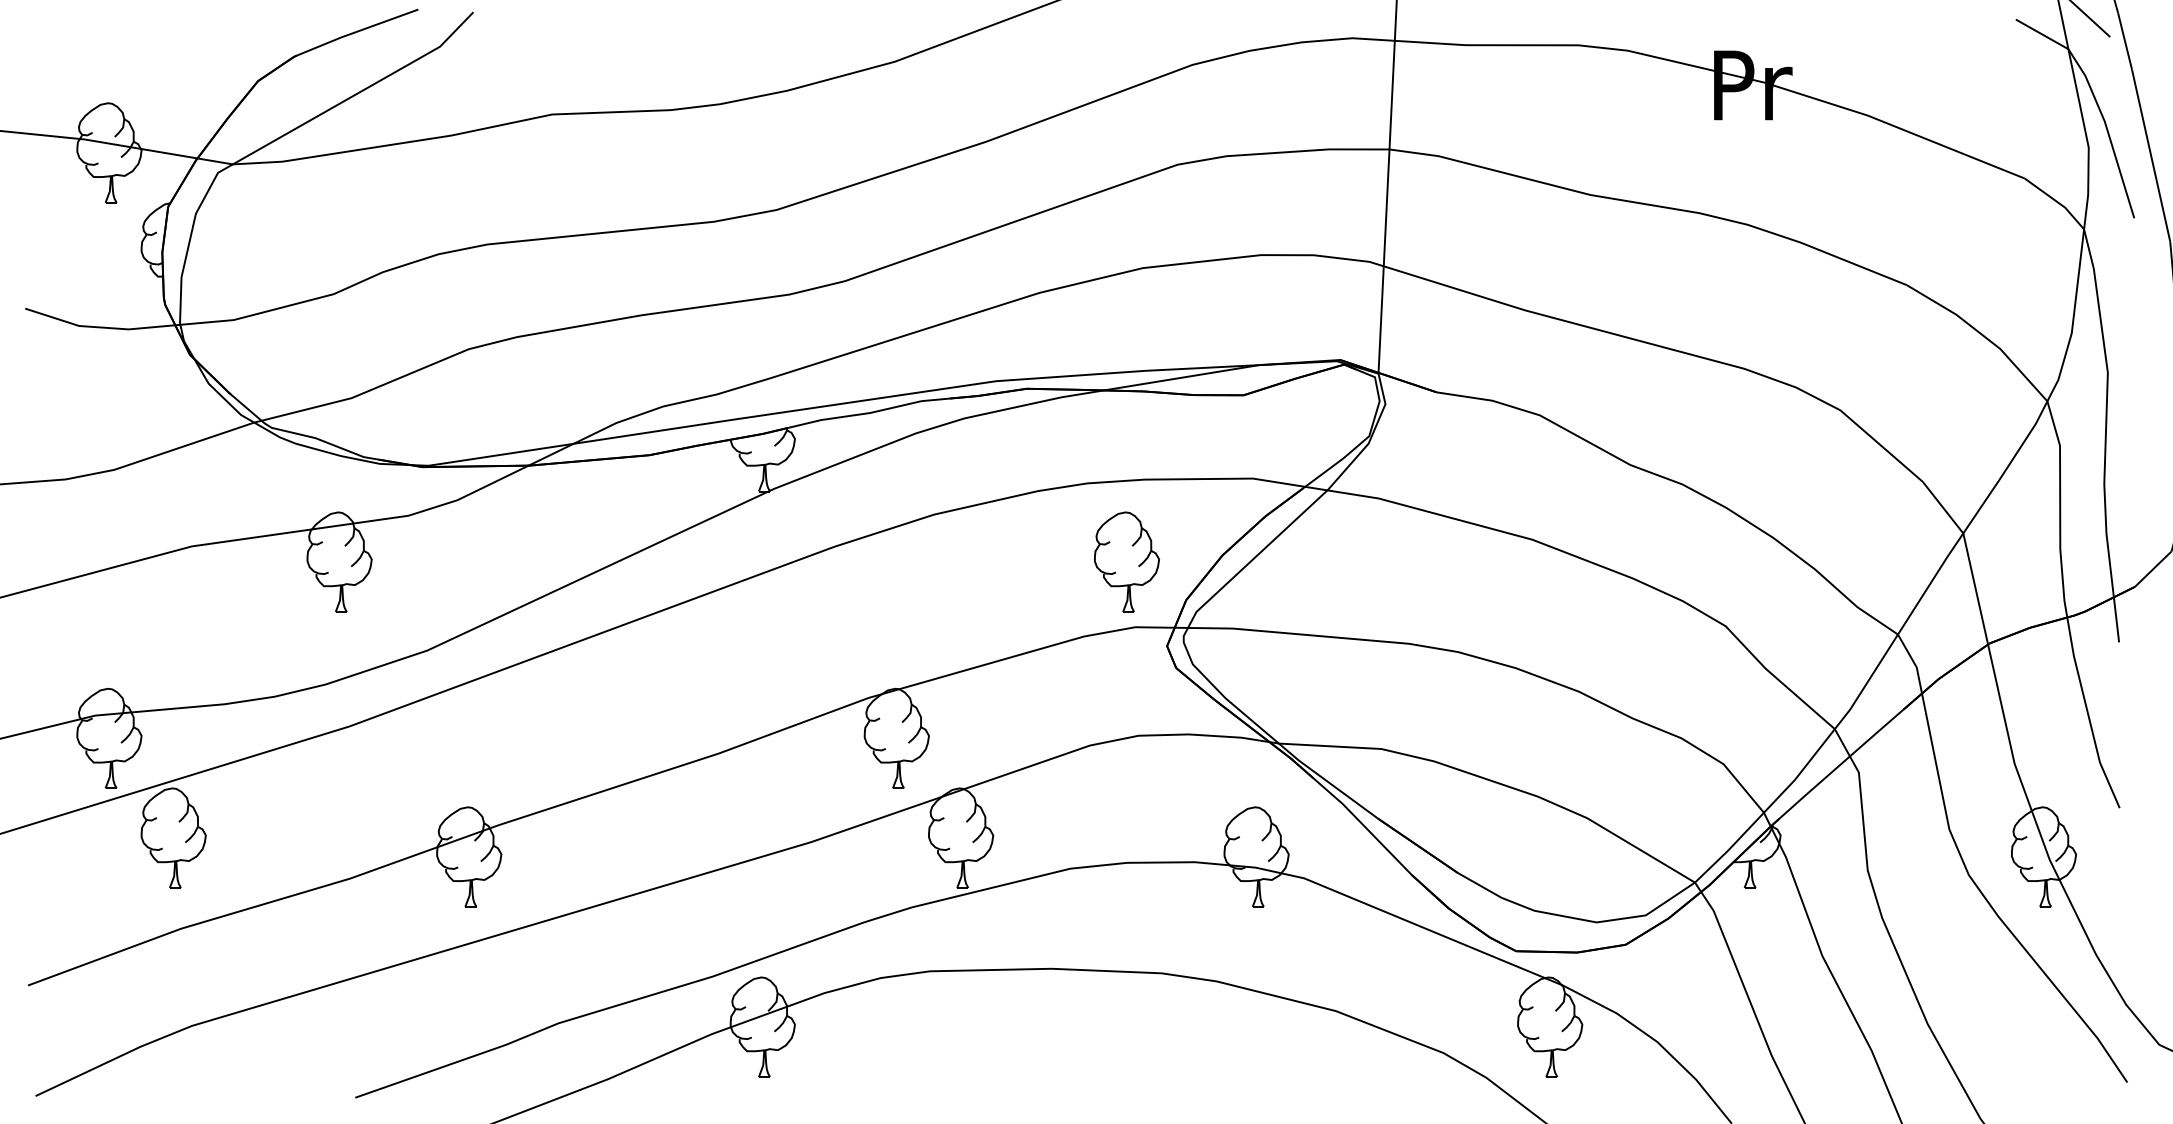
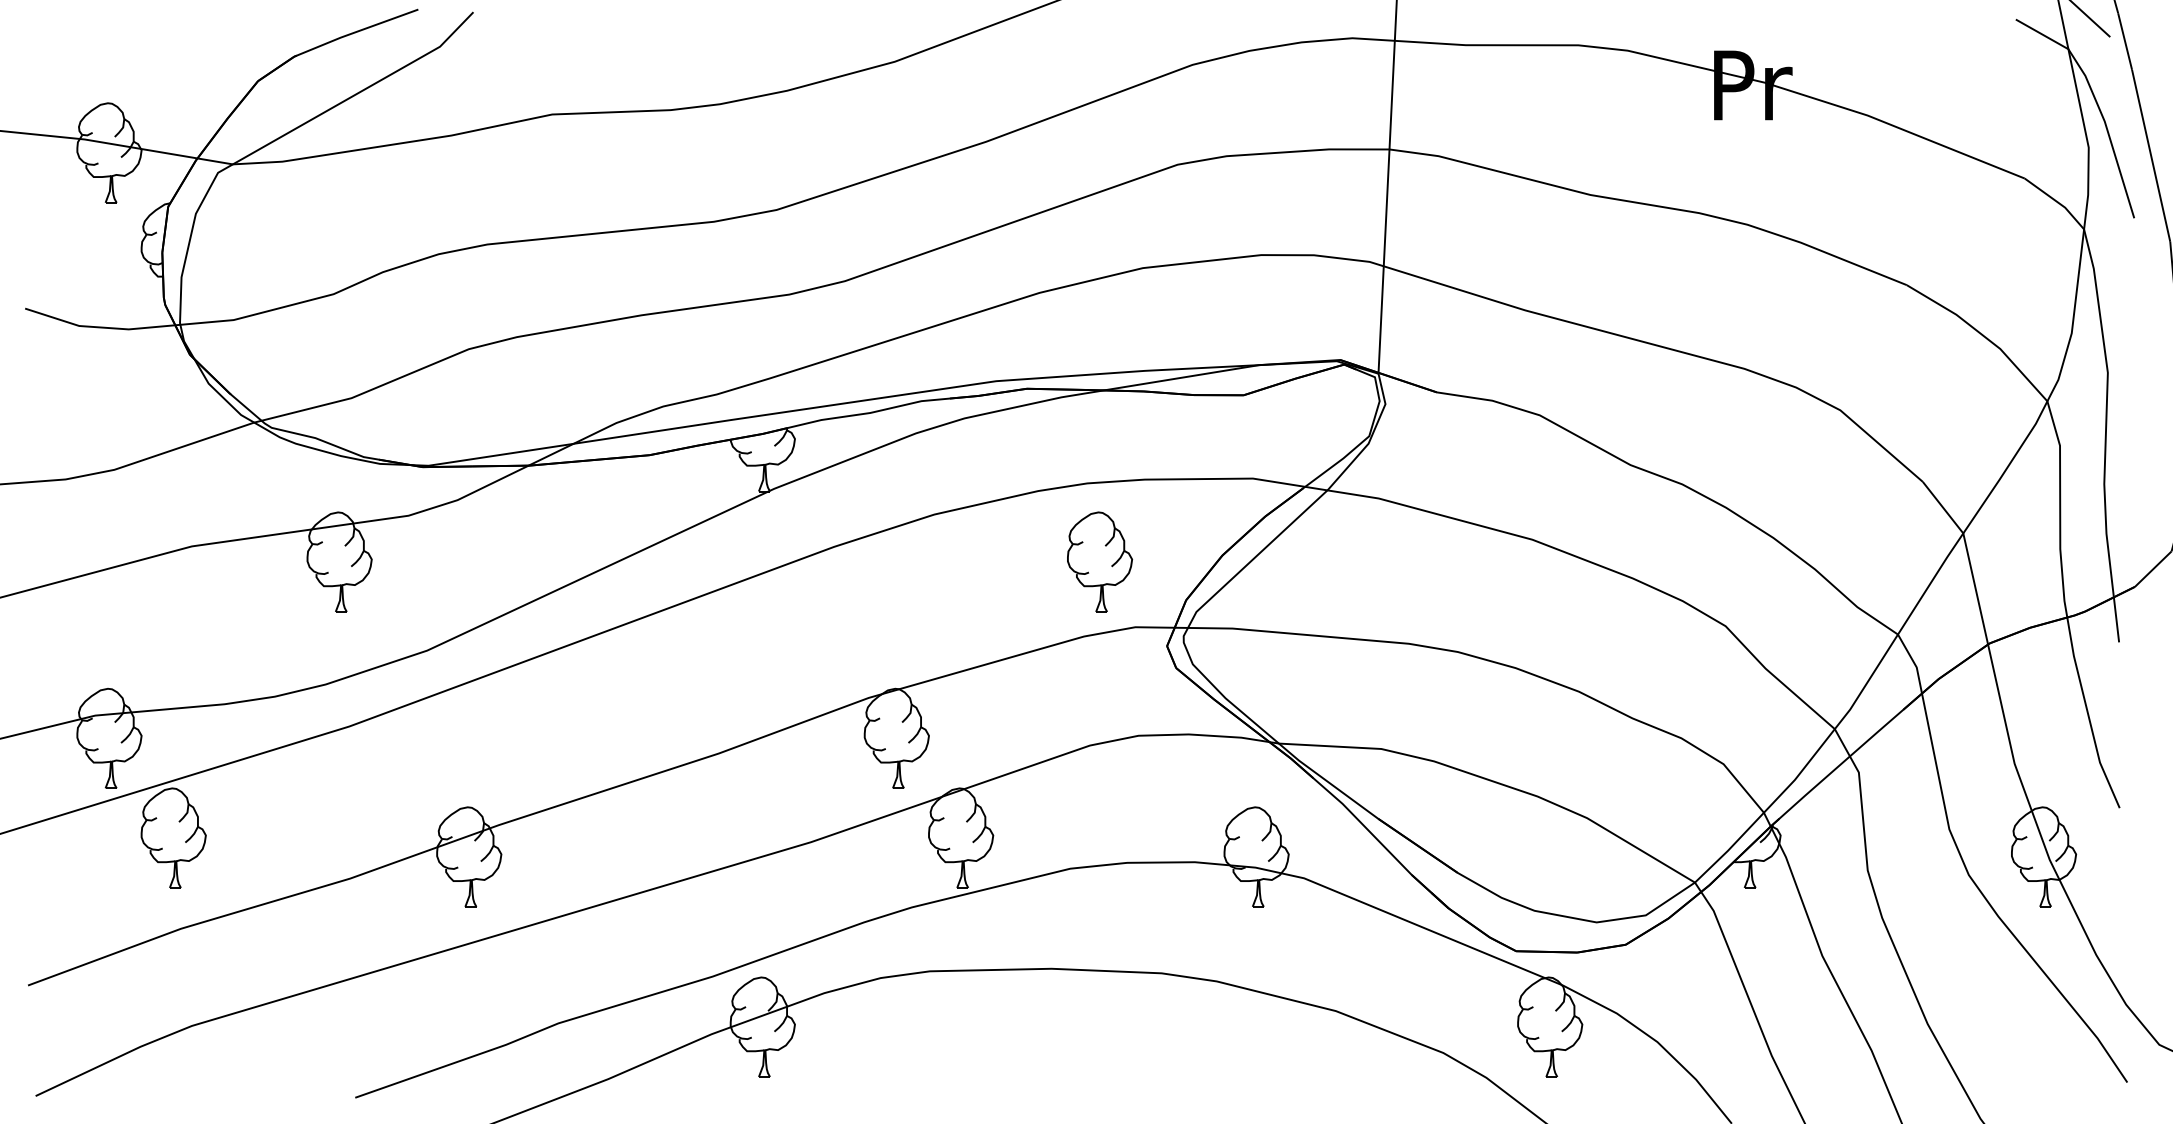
part position: (1127, 561) -> (1100, 561) (1100, 561)
